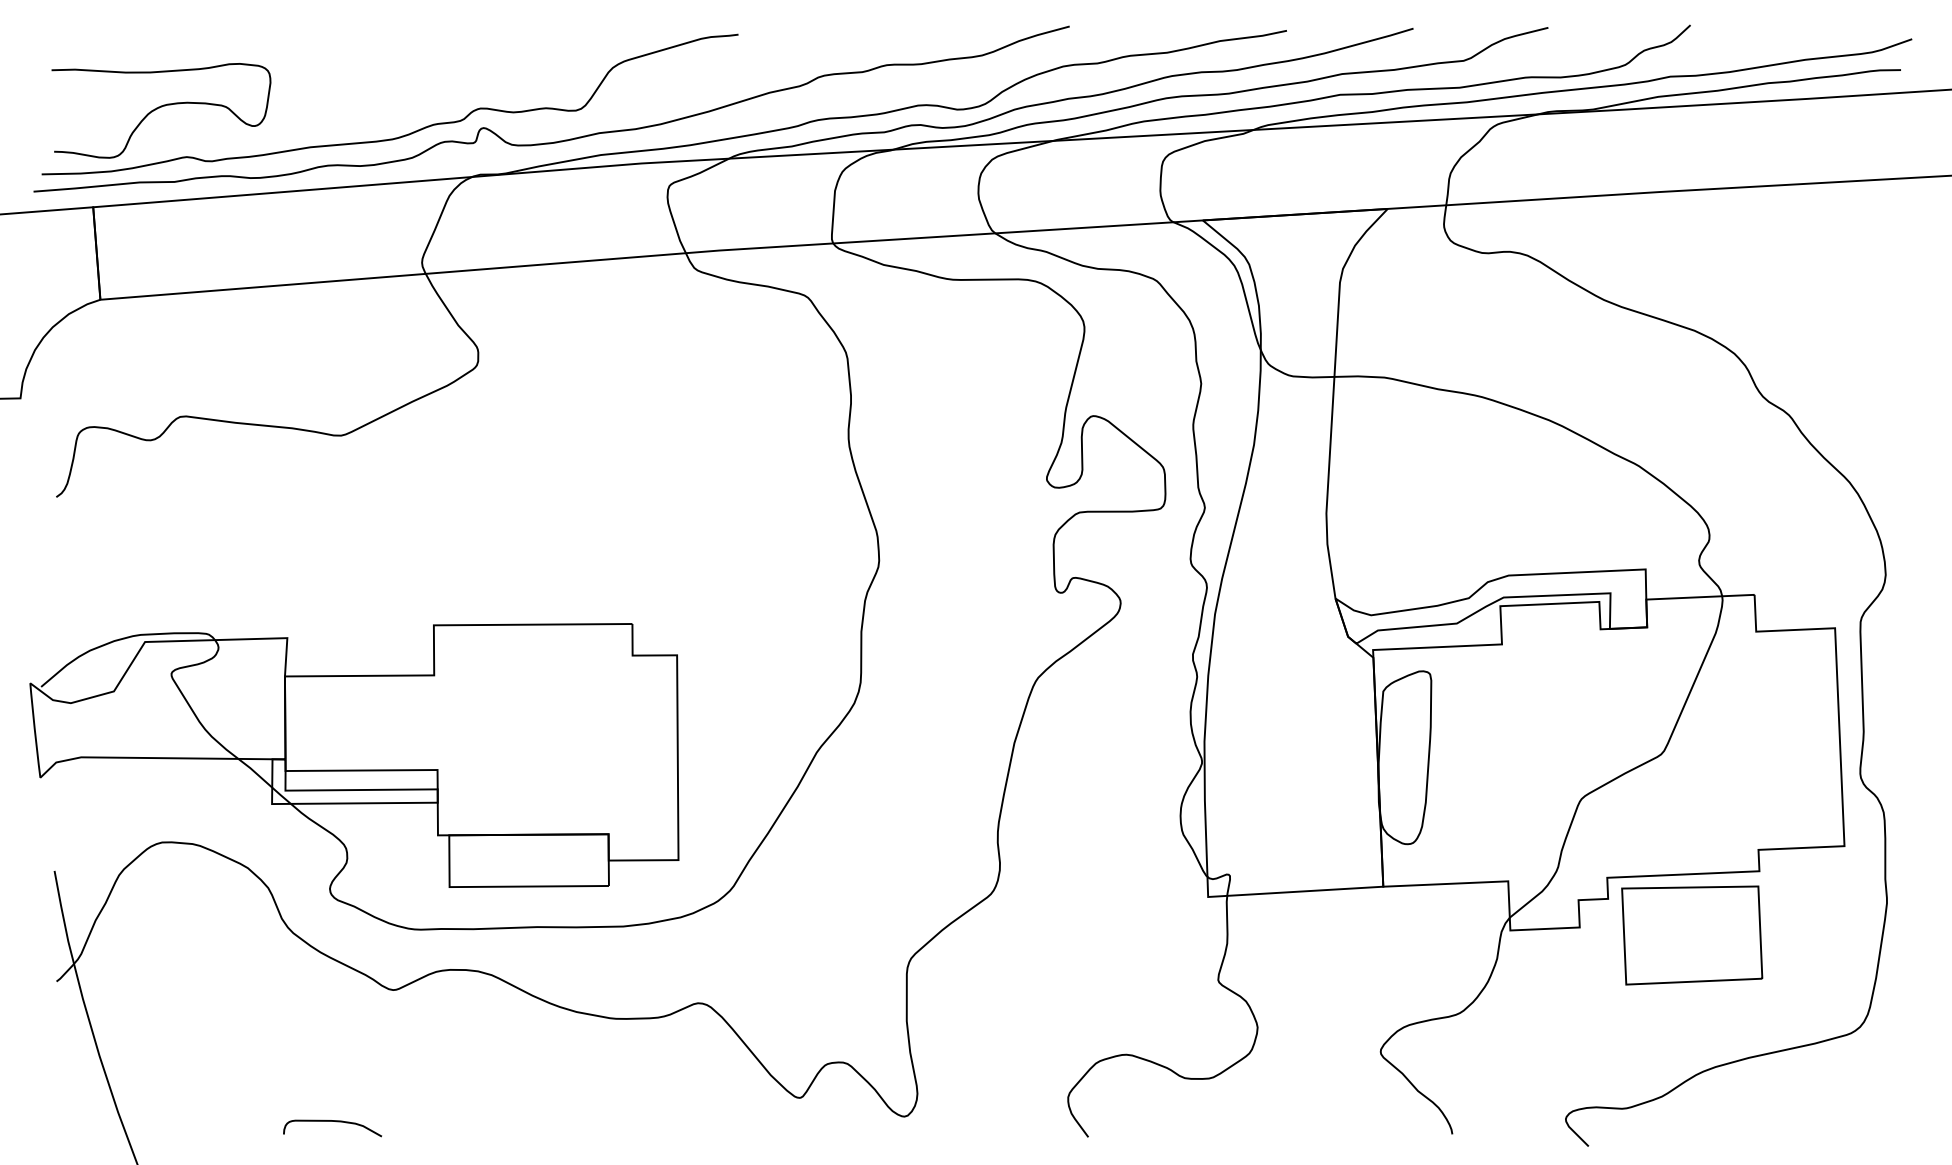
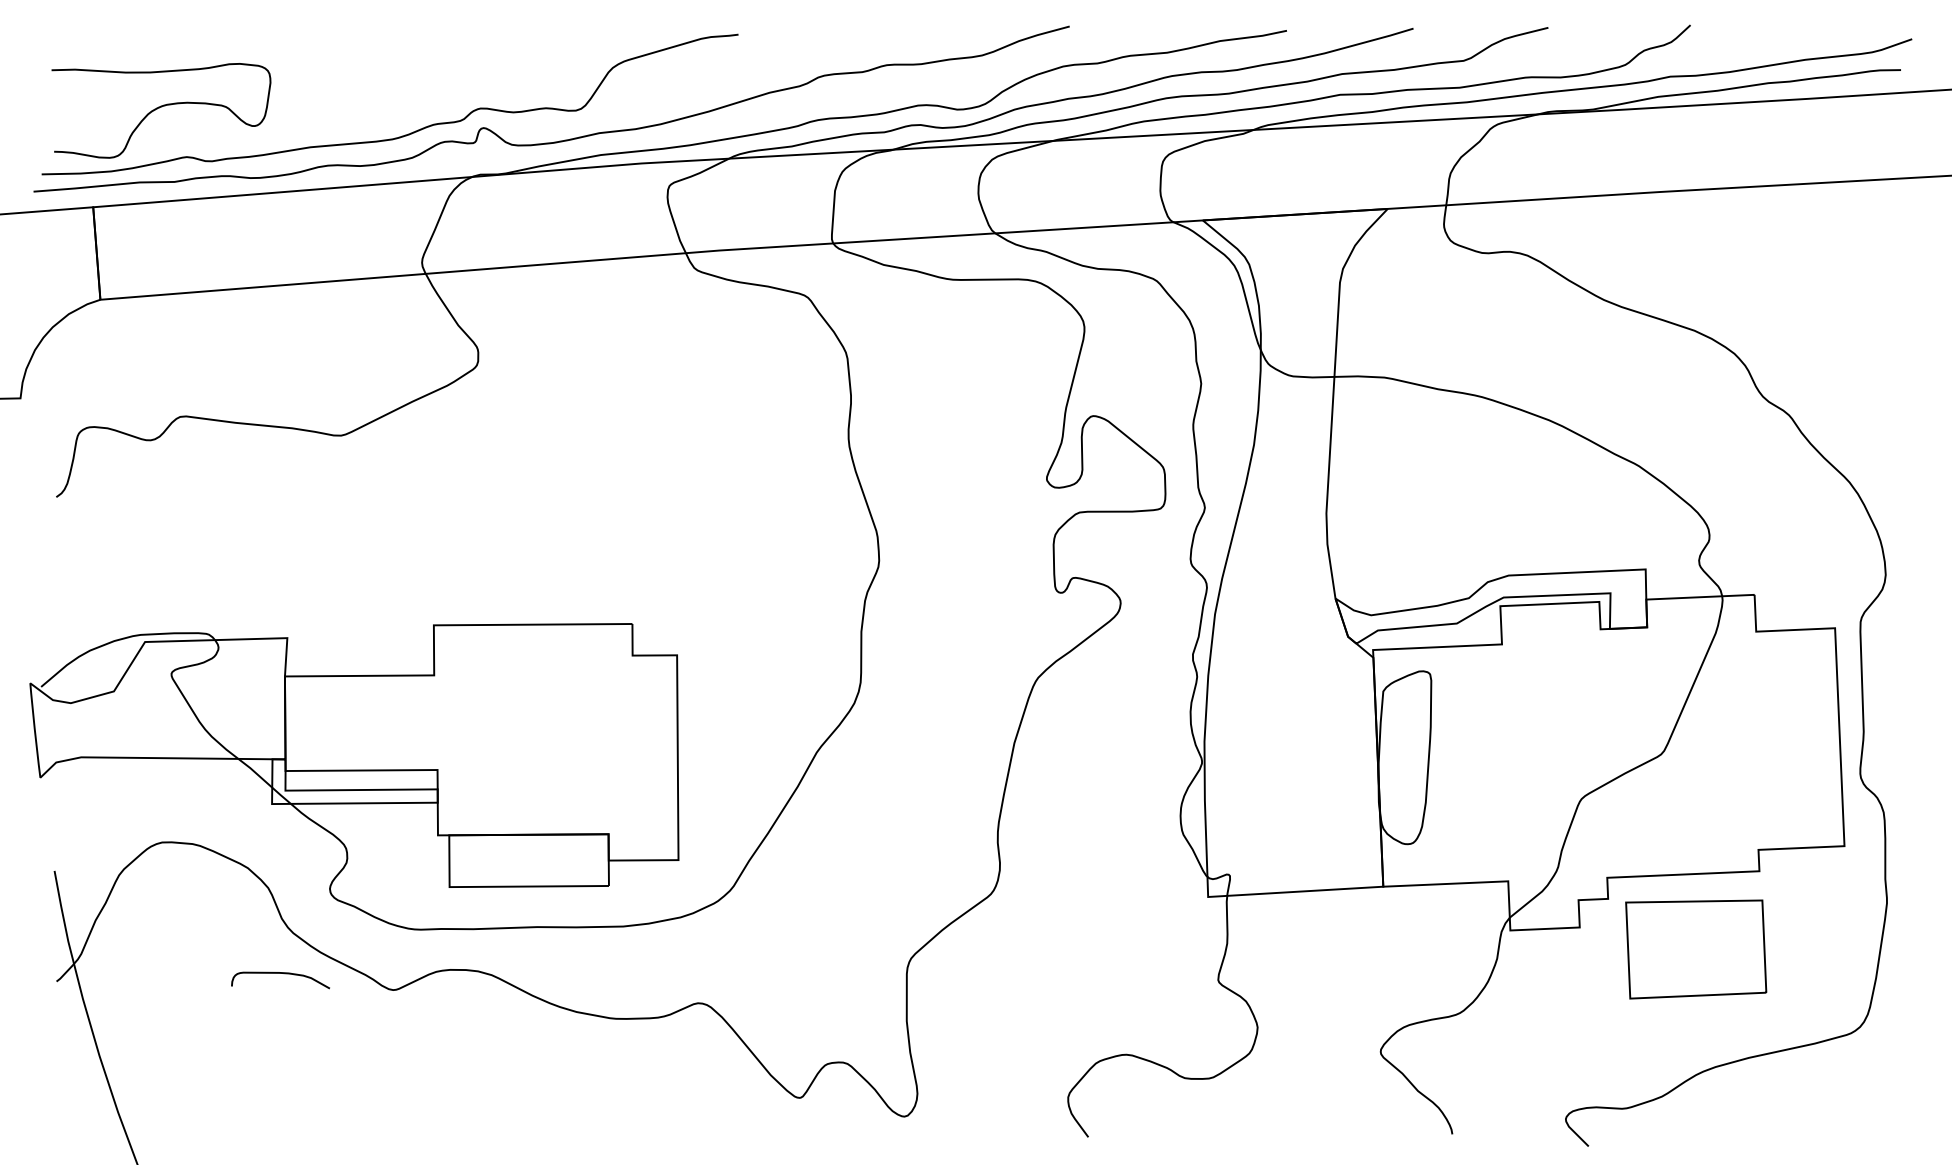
part position: (1692, 935) -> (1696, 949) (1696, 949)
curve position: (332, 1121) -> (280, 973) (280, 973)
